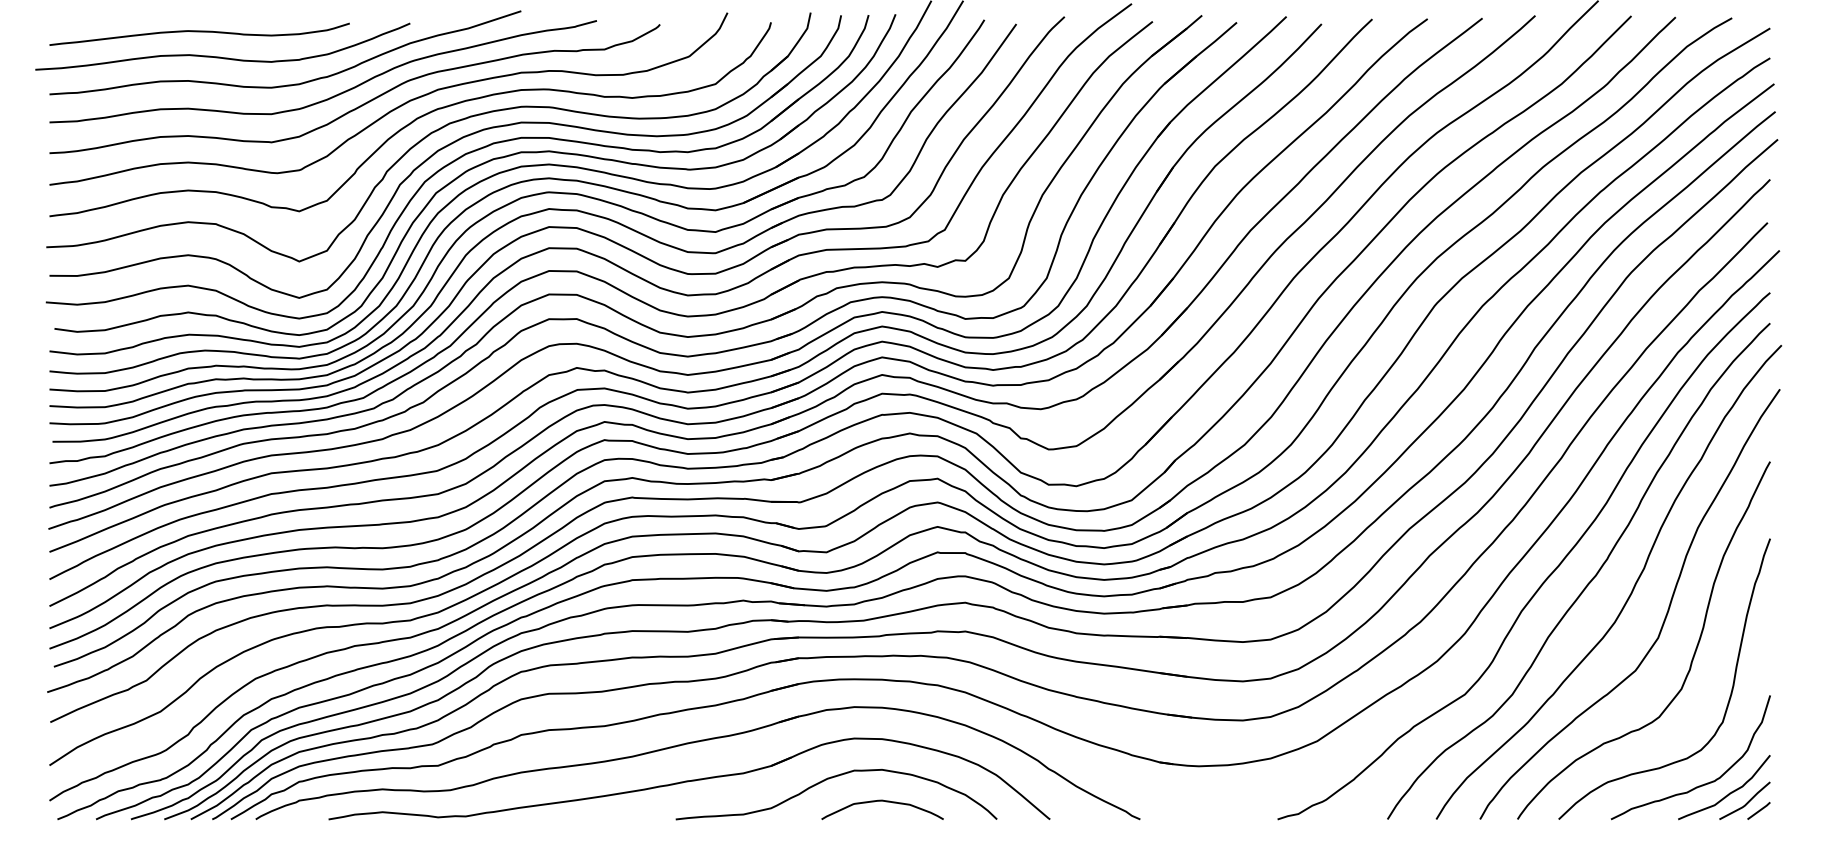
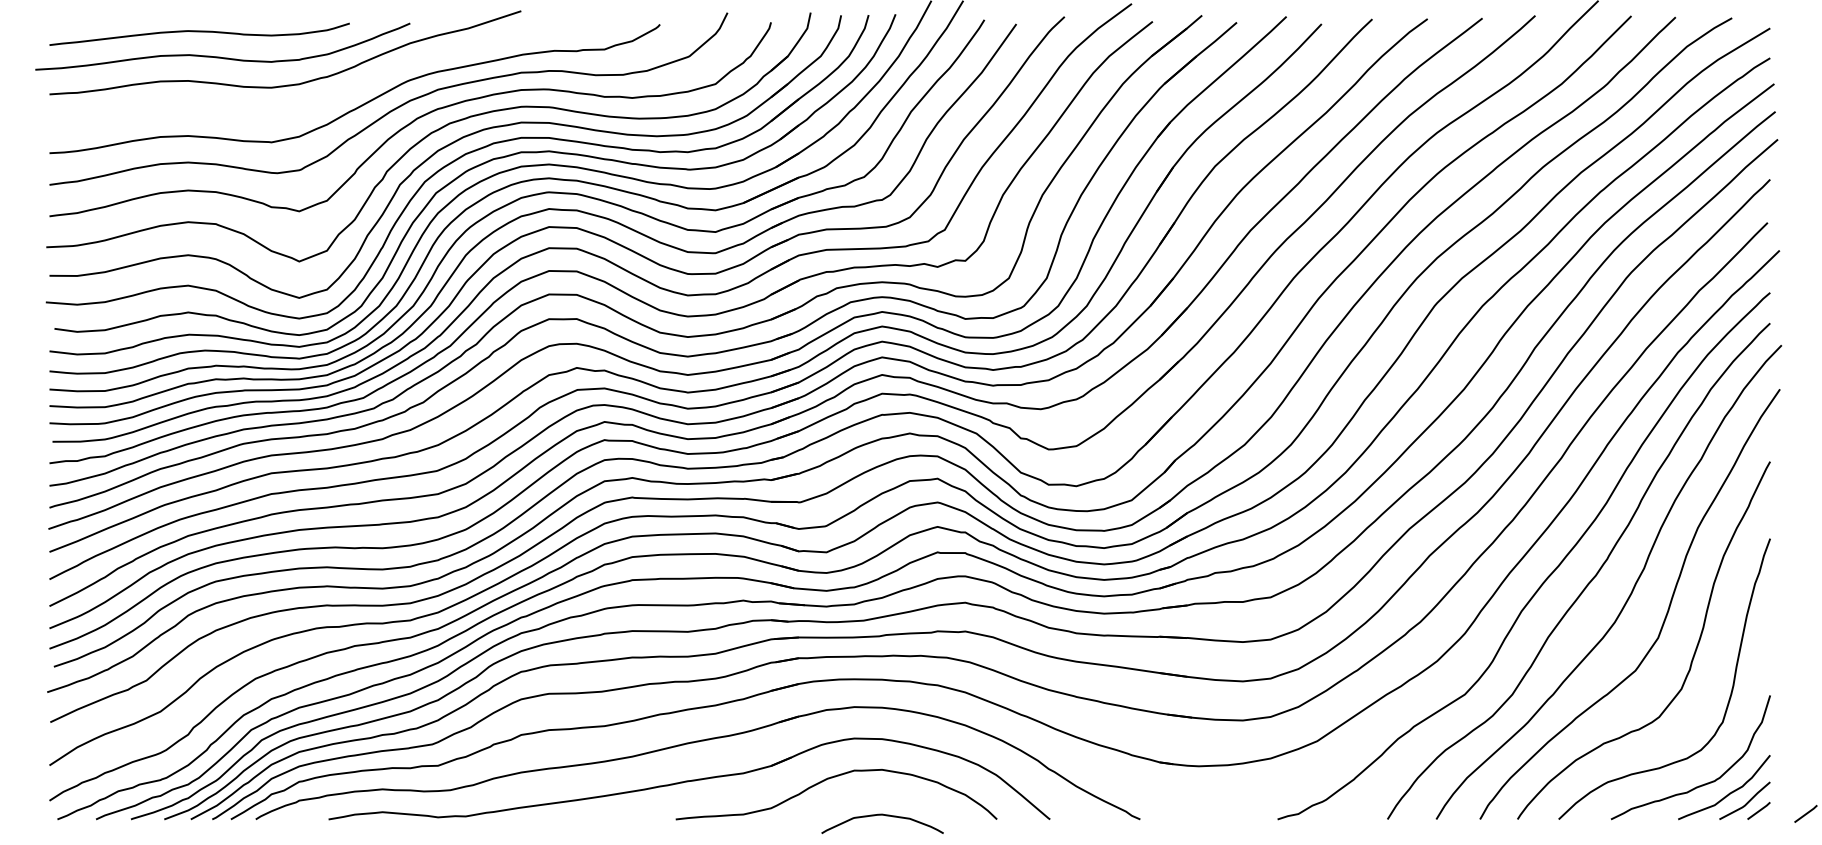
curve: present -> none (333, 95)
curve position: (882, 801) -> (882, 815) (882, 815)
line: none -> present (1805, 813)
